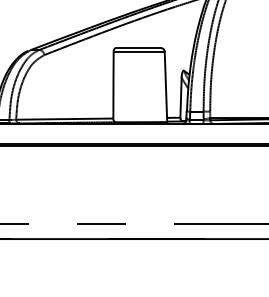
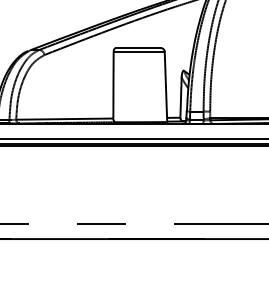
line: none -> present (133, 139)
